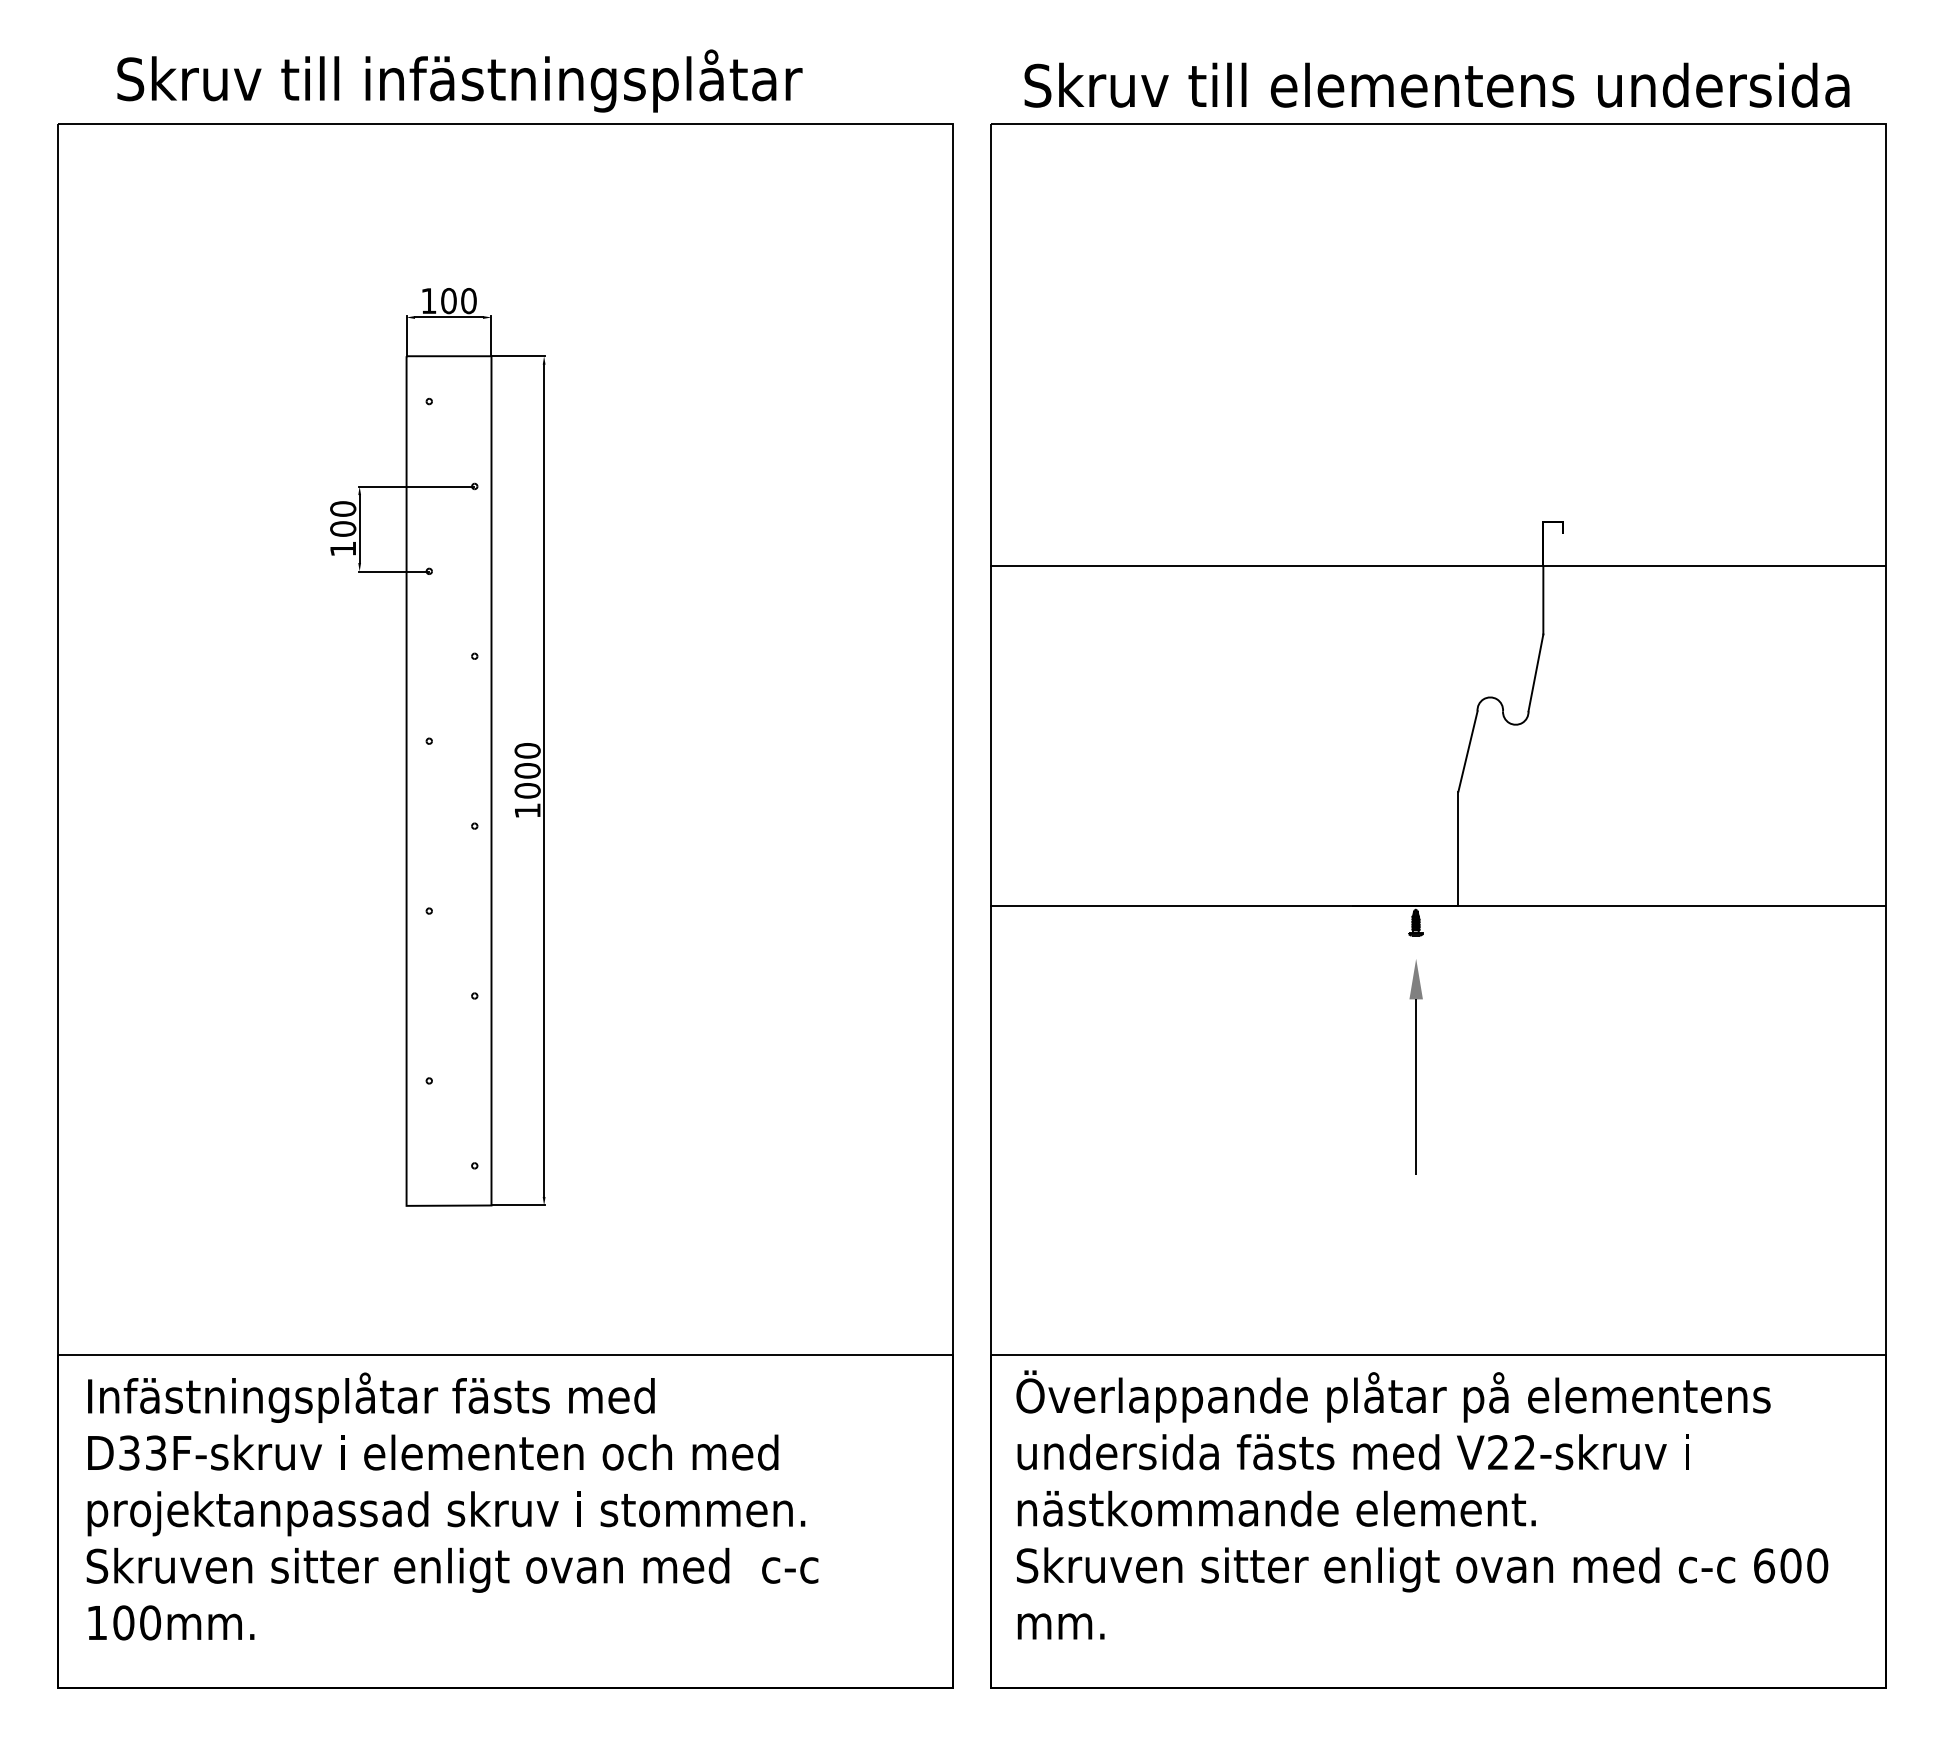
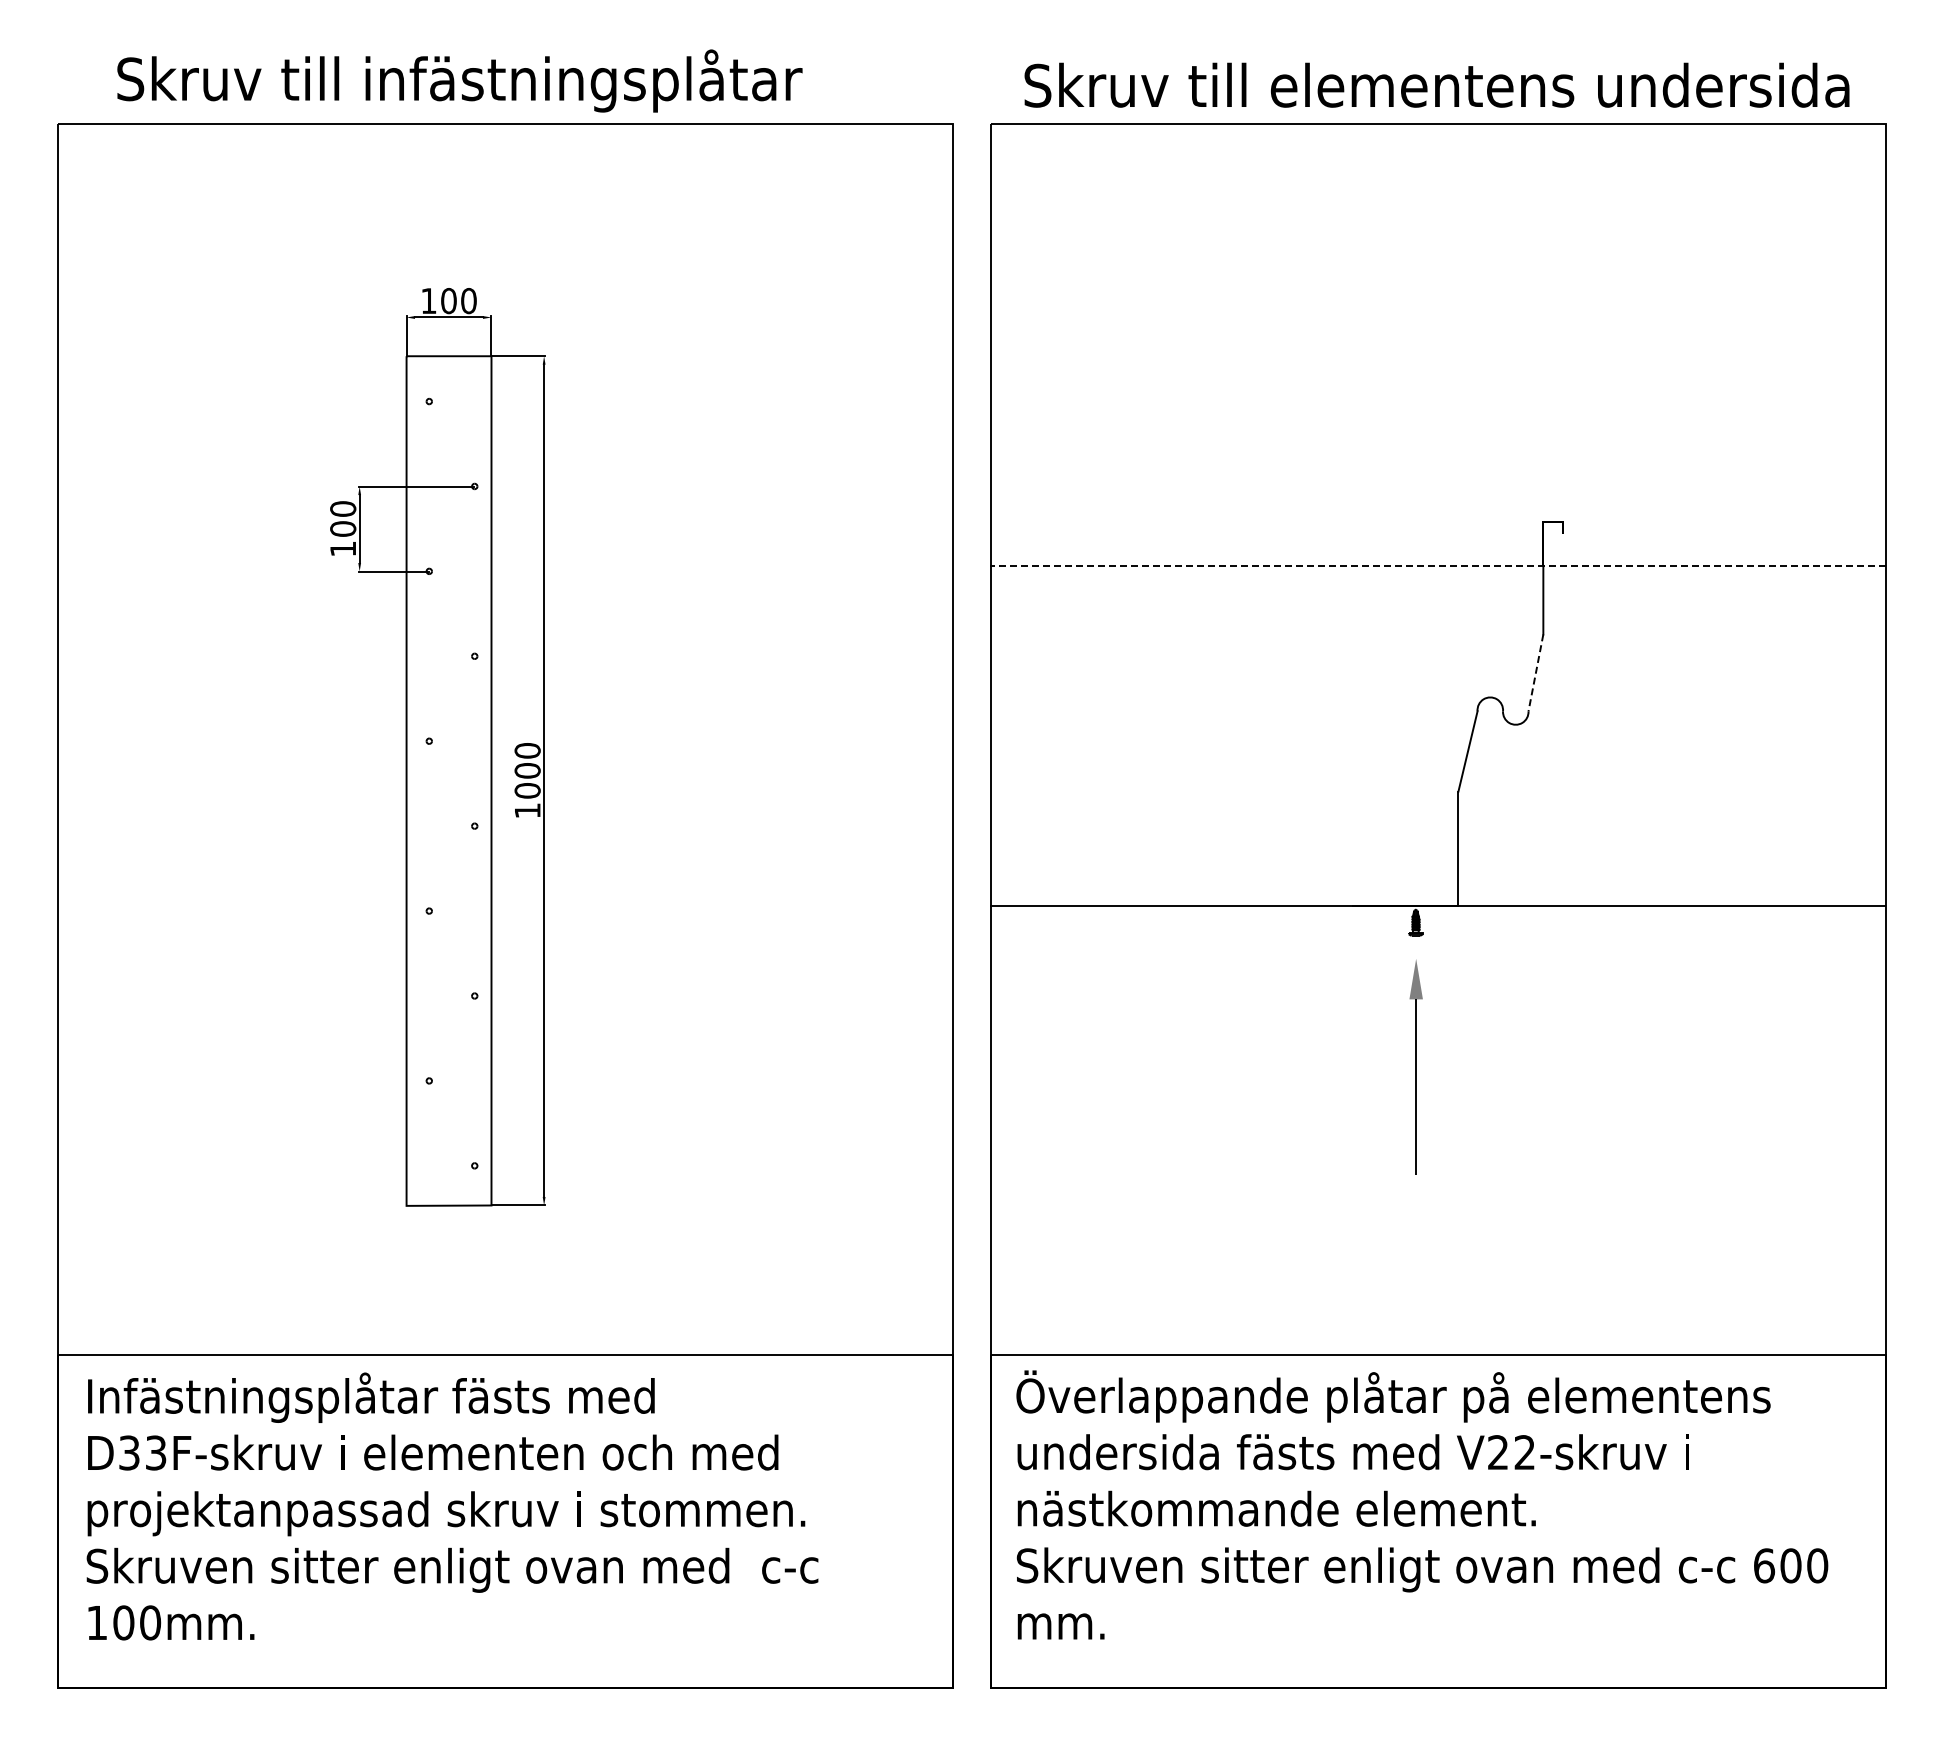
line: solid -> dashed (1437, 566)
line: solid -> dashed (1535, 673)
